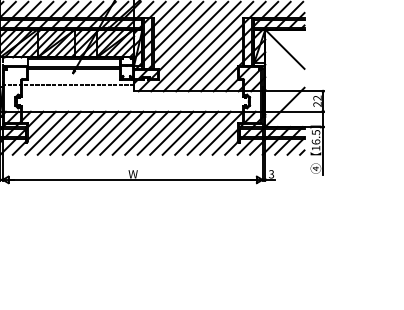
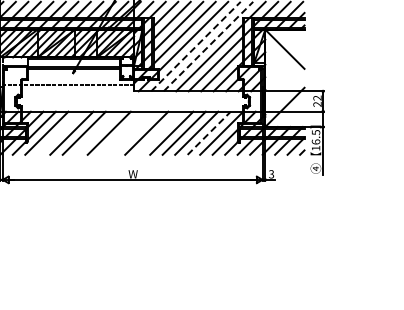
line: solid -> dashed (196, 46)
line: solid -> dashed (208, 46)
line: present -> none (58, 132)
line: present -> none (96, 132)
line: present -> none (121, 132)
line: present -> none (133, 132)
line: present -> none (158, 132)
line: solid -> dashed (209, 132)
